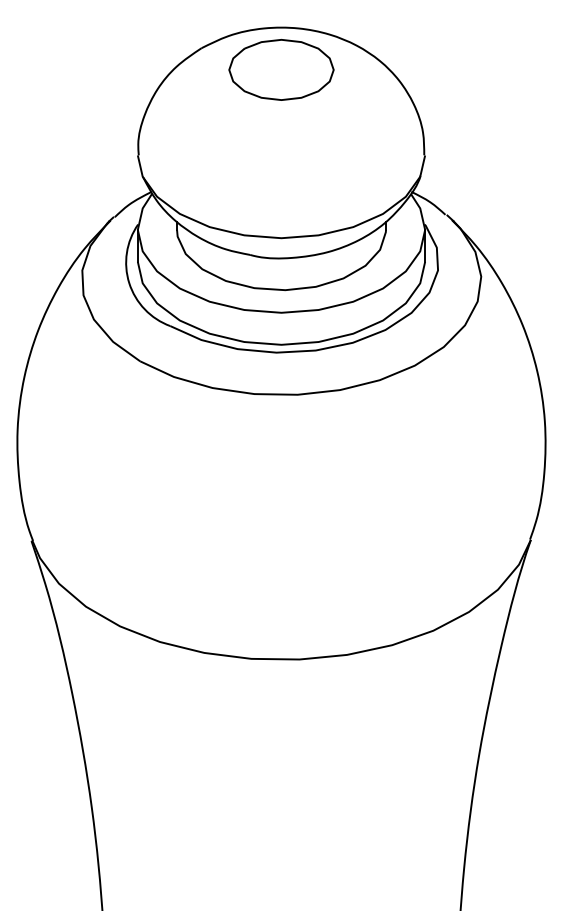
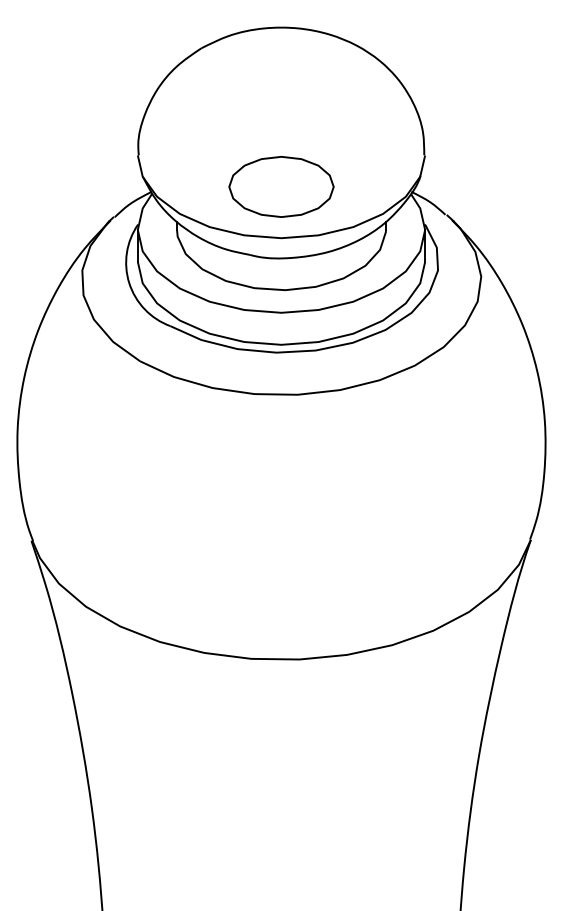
part position: (281, 69) -> (281, 186) (281, 186)
